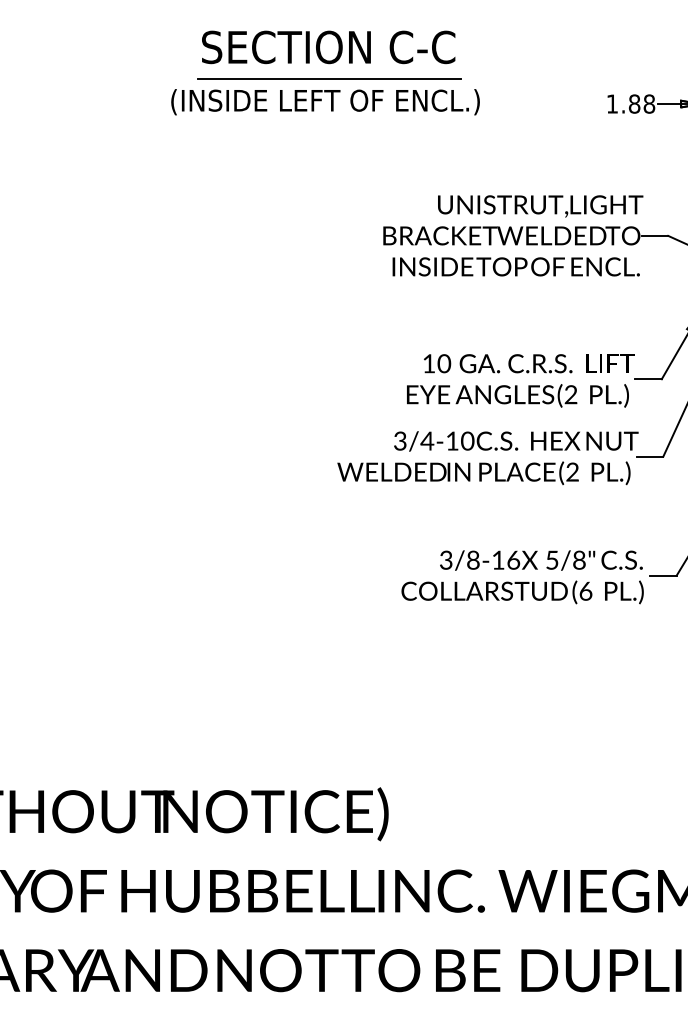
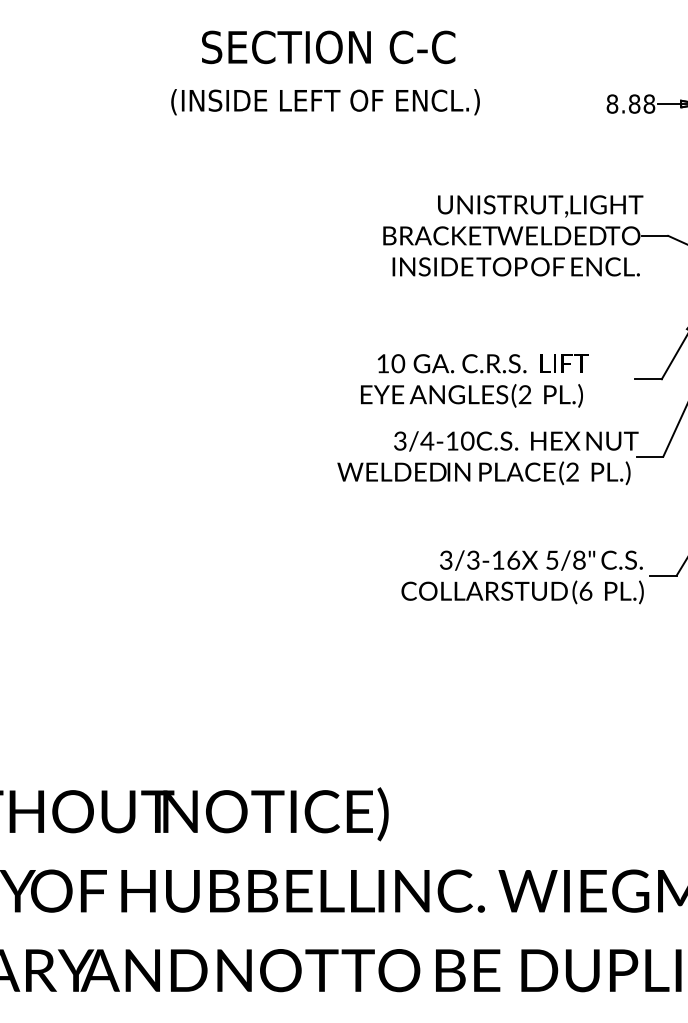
line: present -> none (328, 79)
text: 1.88 -> 8.88 (612, 103)
text position: (520, 380) -> (474, 380) (474, 380)
text: 3/8-16 -> 3/3-16 (473, 560)
